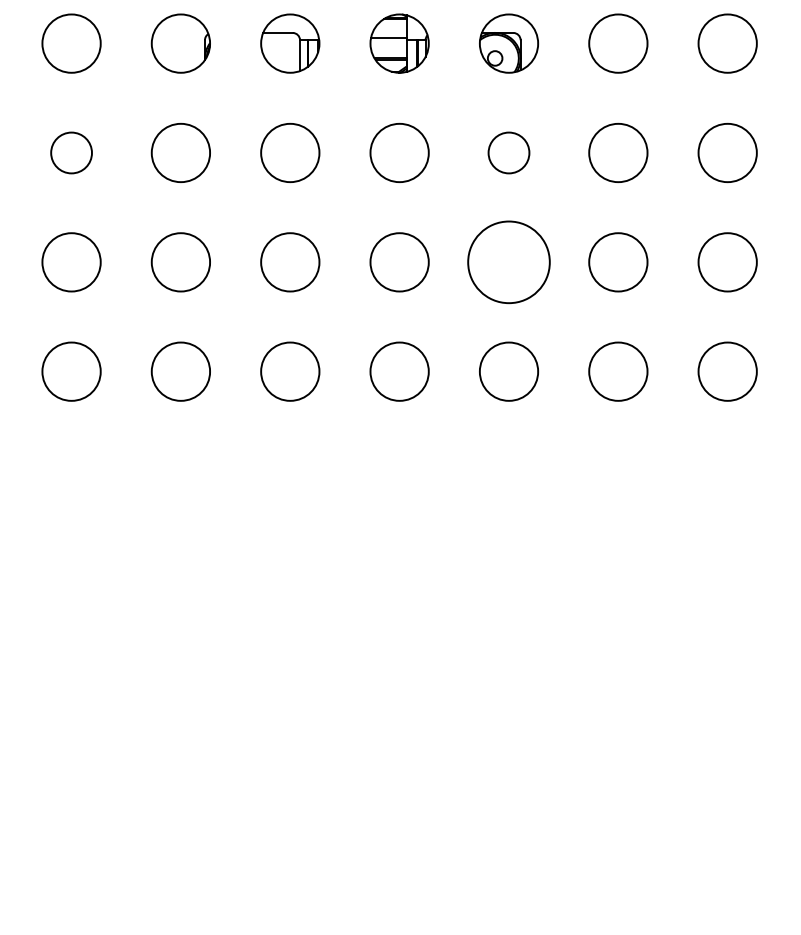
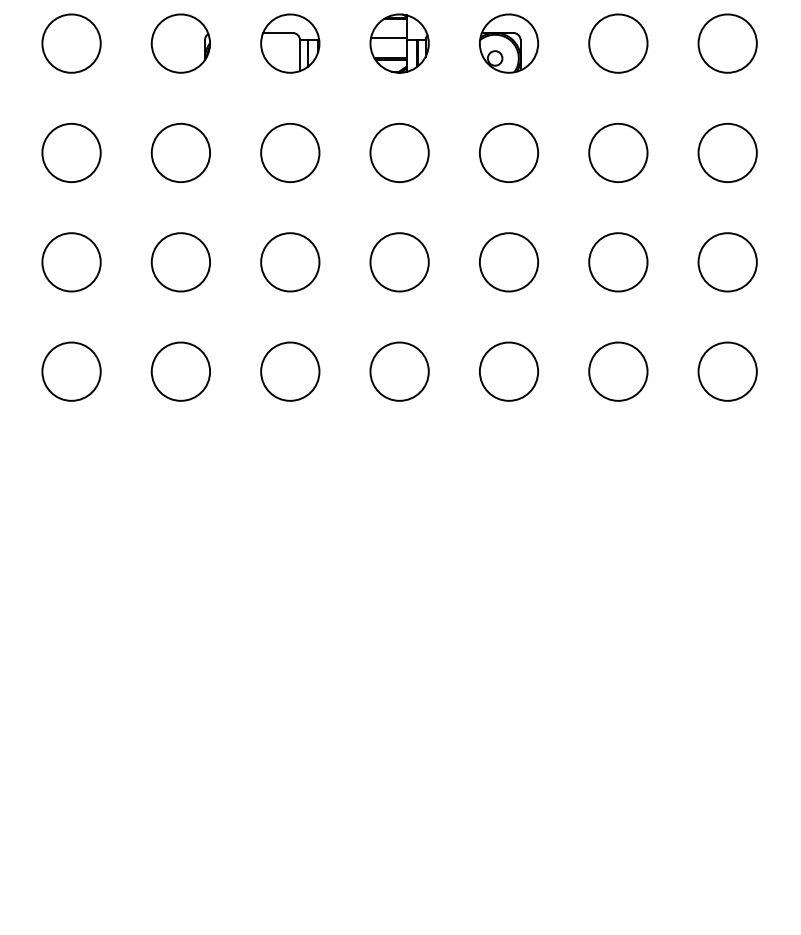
circle diameter: 41 px -> 58 px (71, 152)
circle size: 44x44 px -> 60x60 px (508, 152)
circle diameter: 82 px -> 58 px (508, 262)
